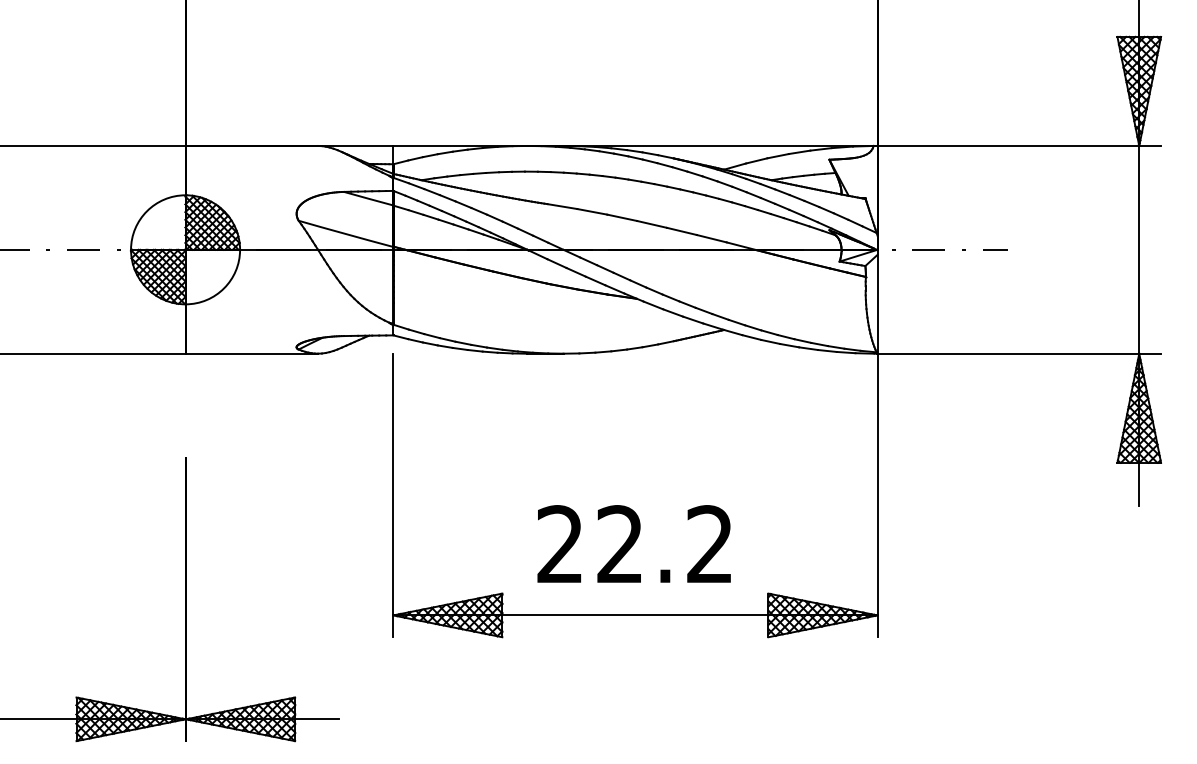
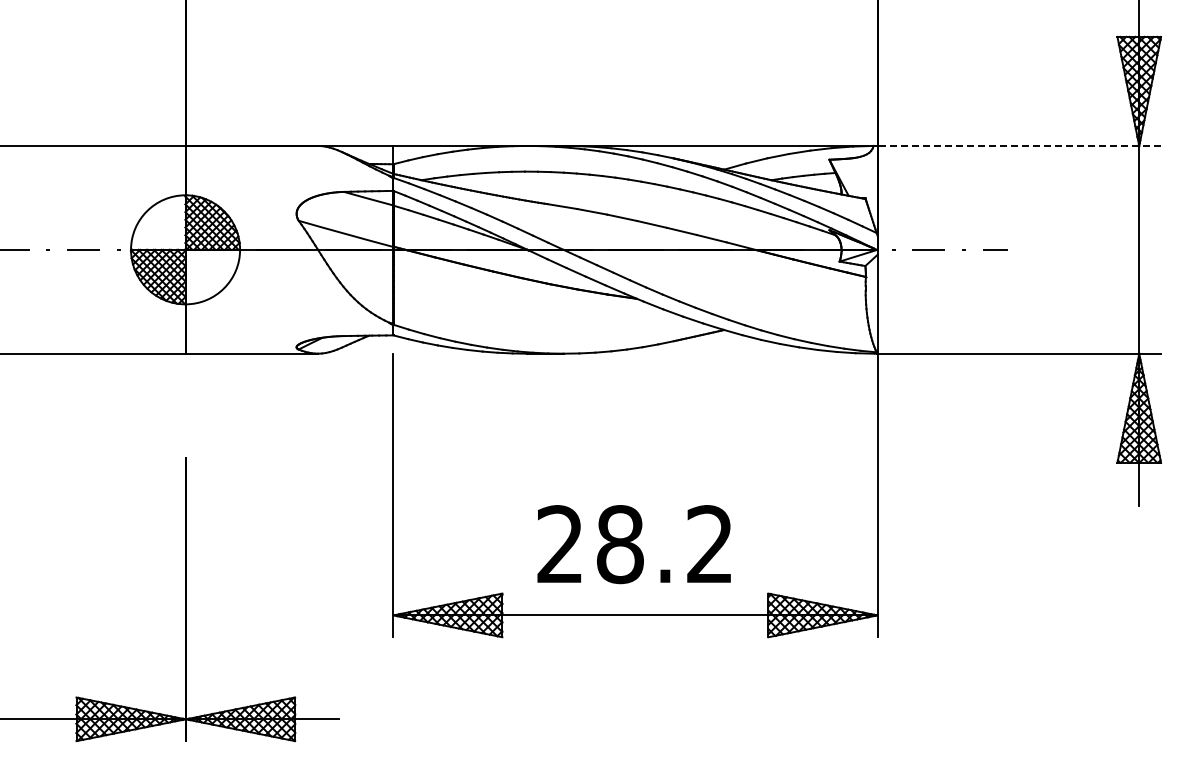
line: solid -> dashed (1019, 145)
text: 22.2 -> 28.2 (620, 544)
